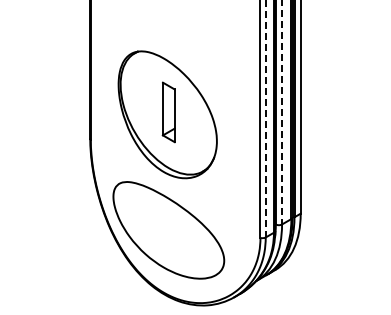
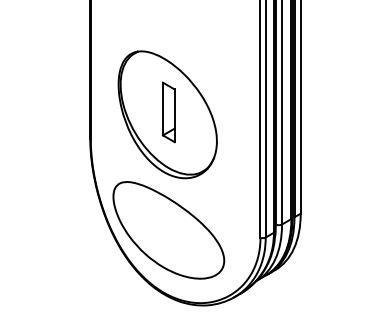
line: dashed -> solid (282, 112)
line: dashed -> solid (265, 119)
